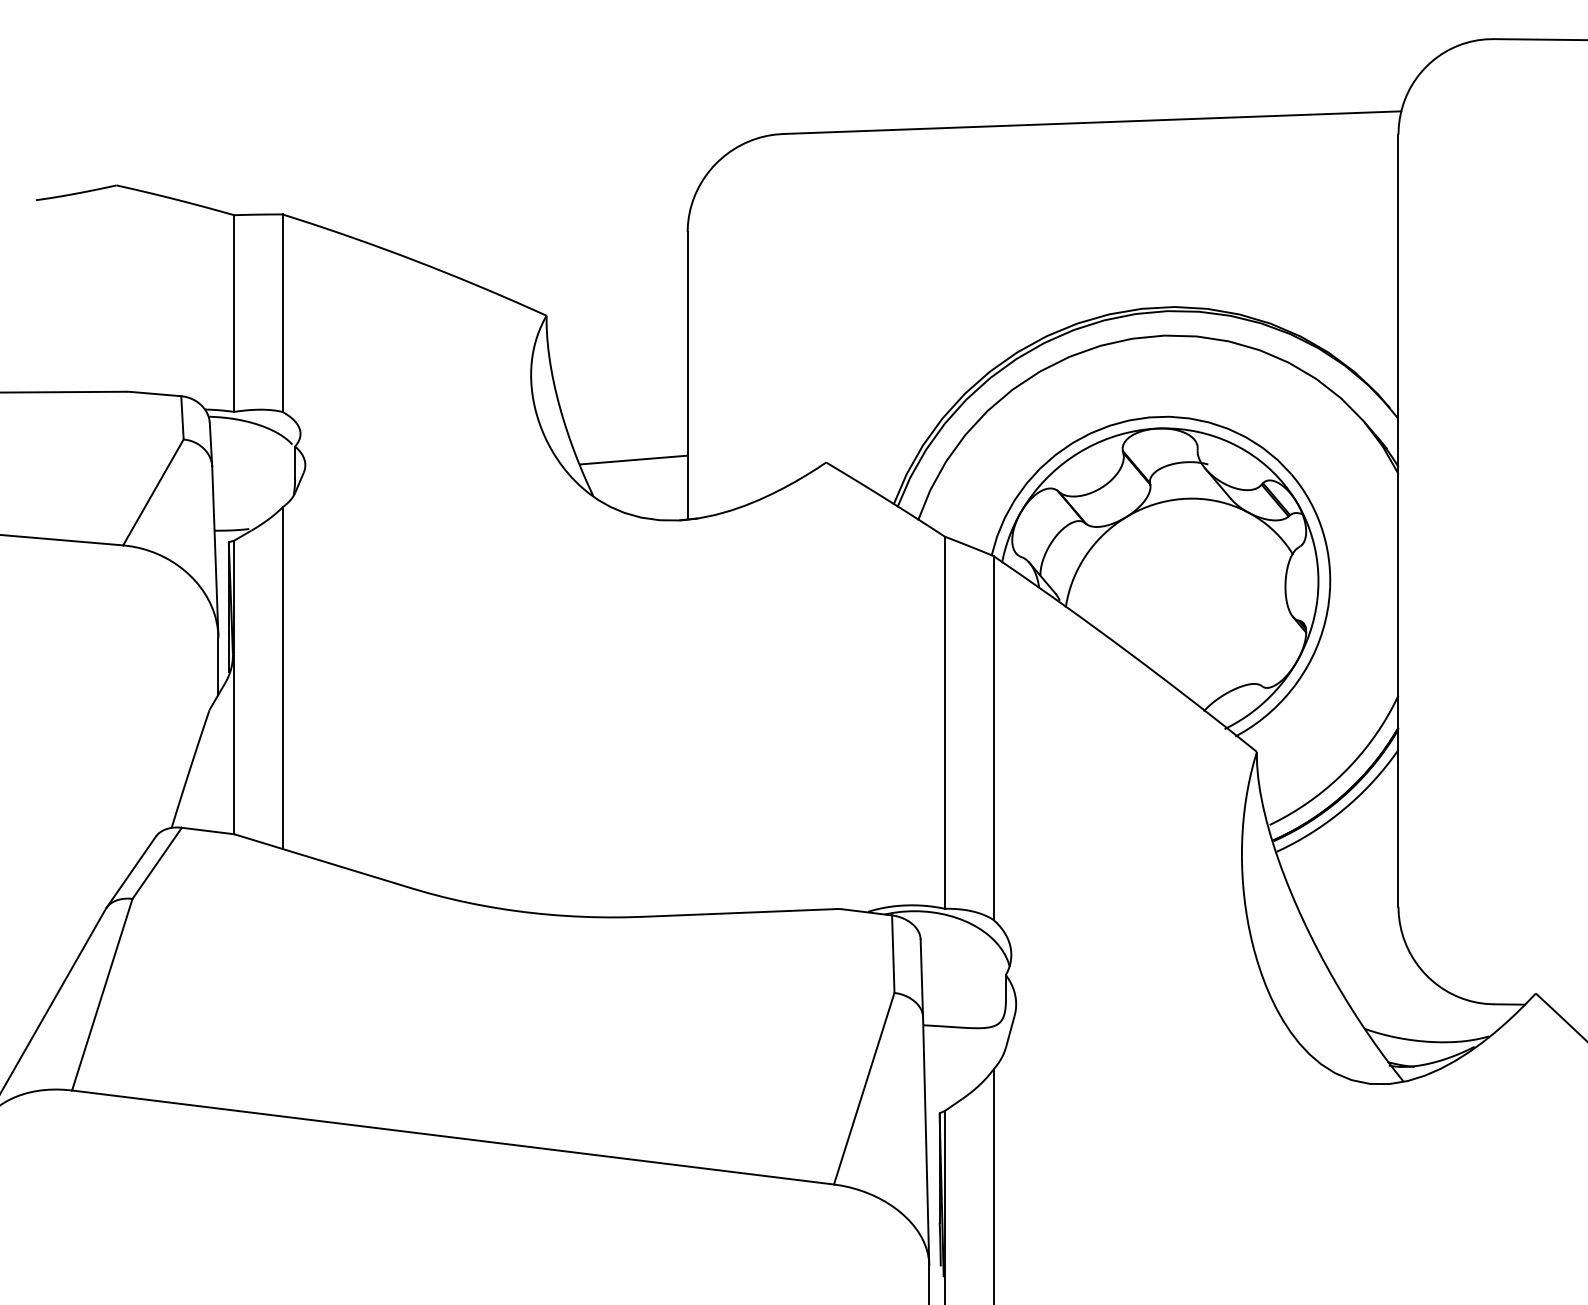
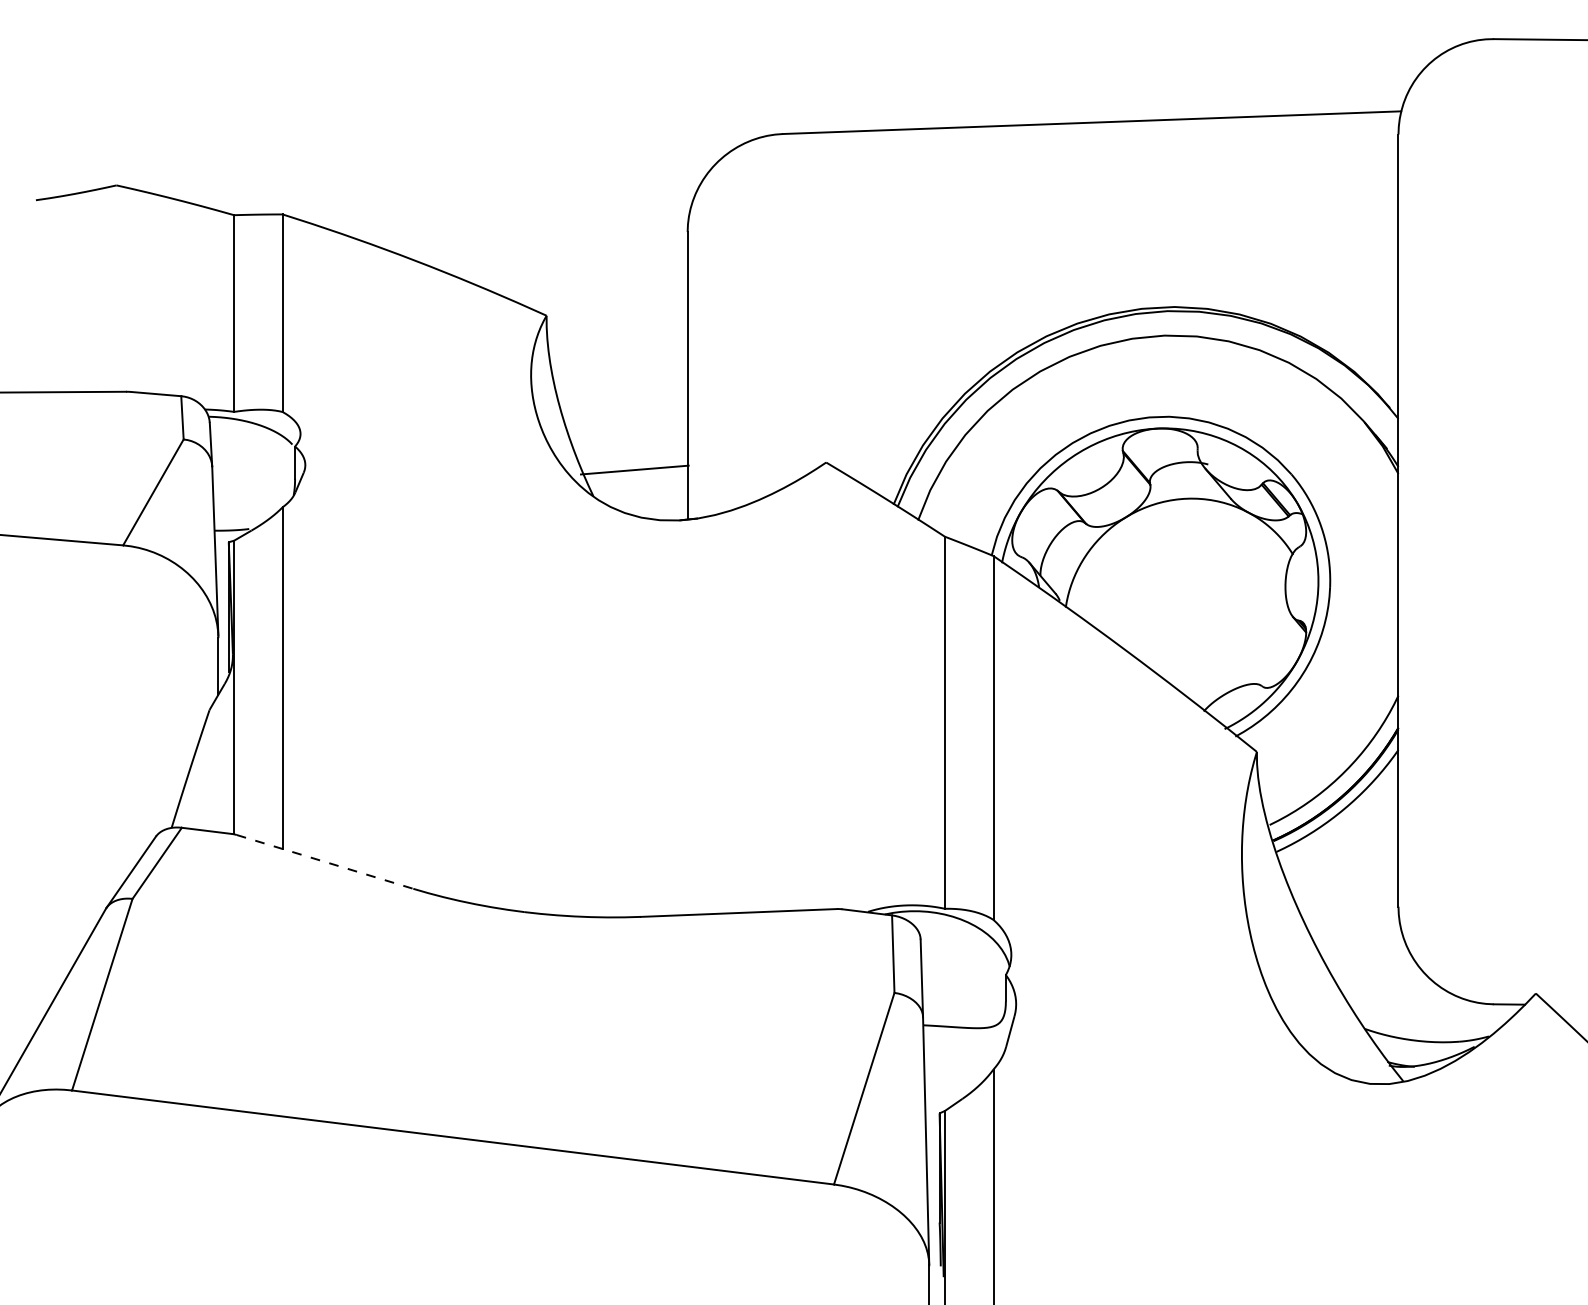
line position: (633, 459) -> (634, 469) (634, 469)
line: solid -> dashed (325, 862)
